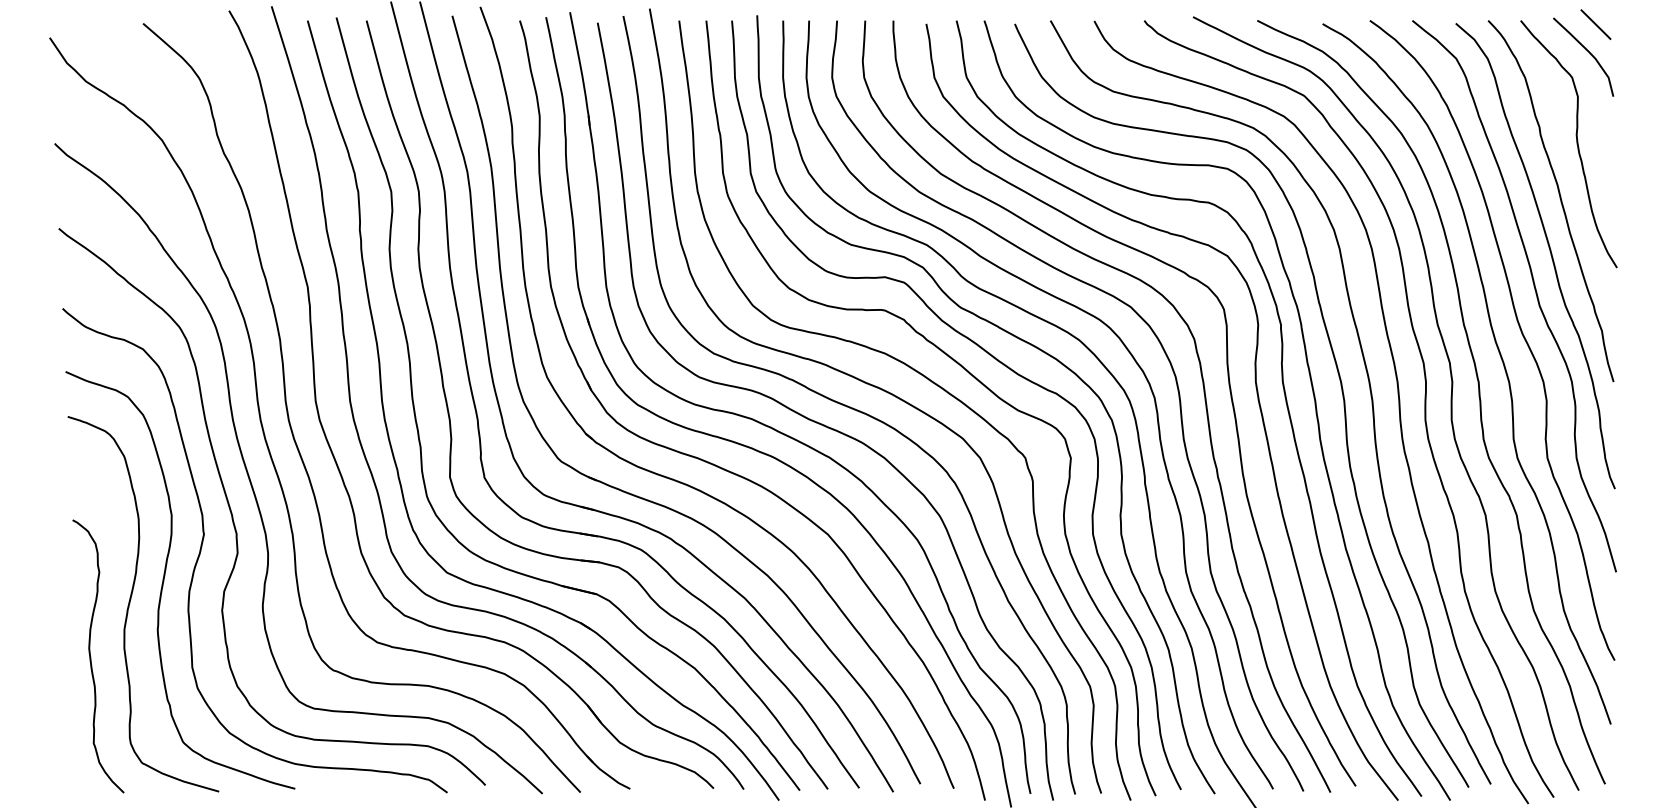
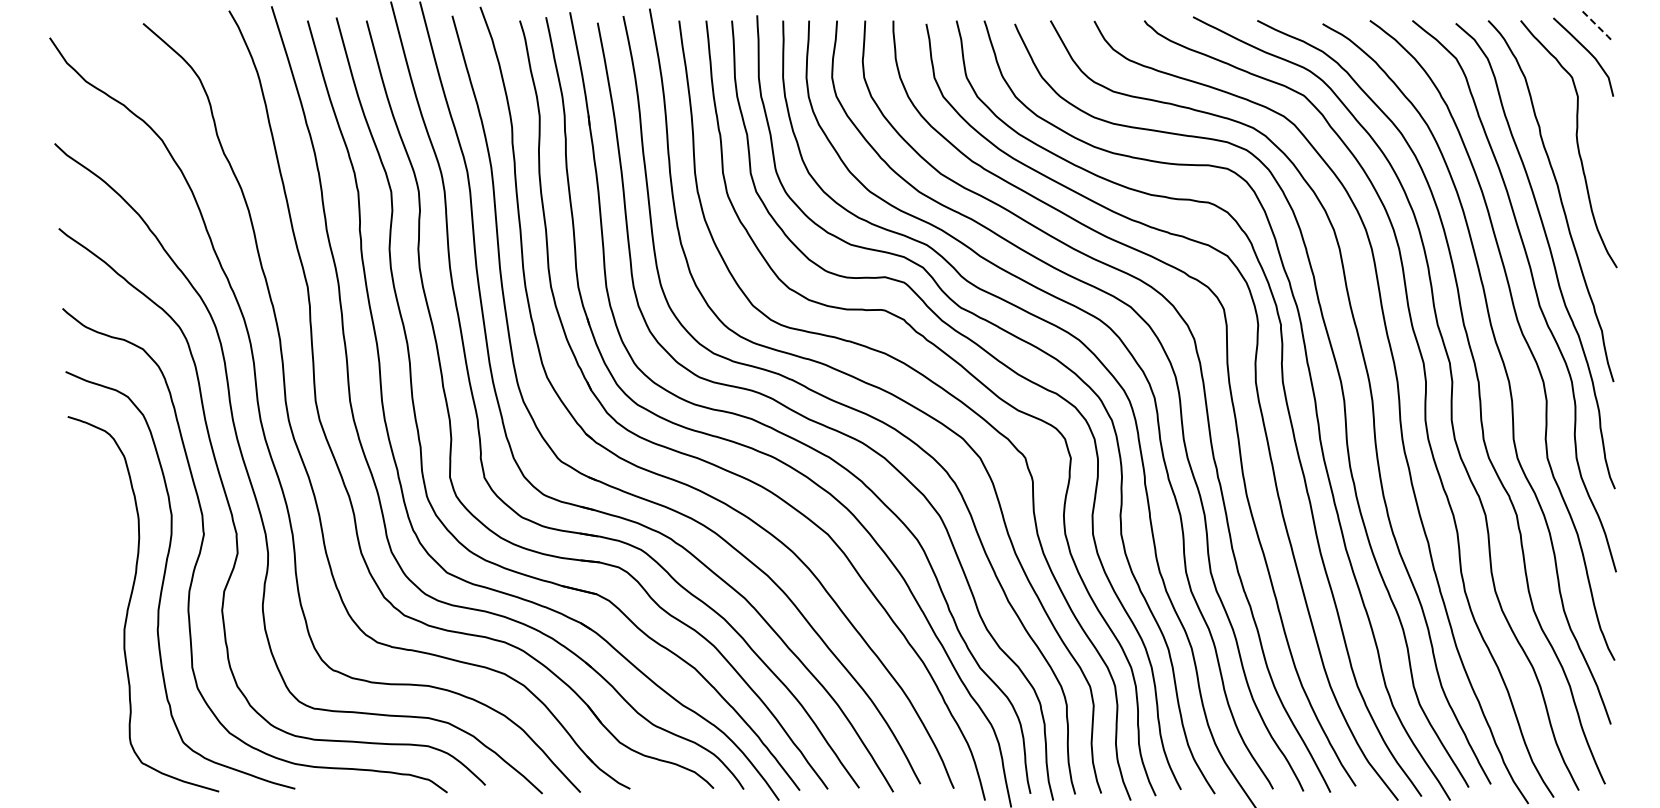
line: solid -> dashed (1596, 24)
curve: present -> none (91, 656)
